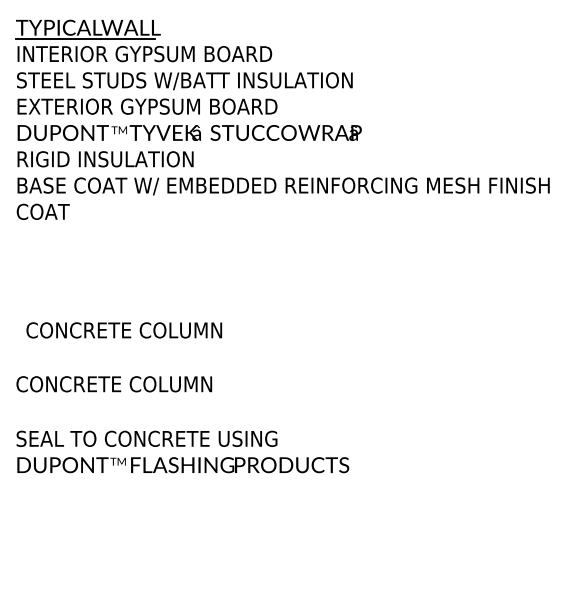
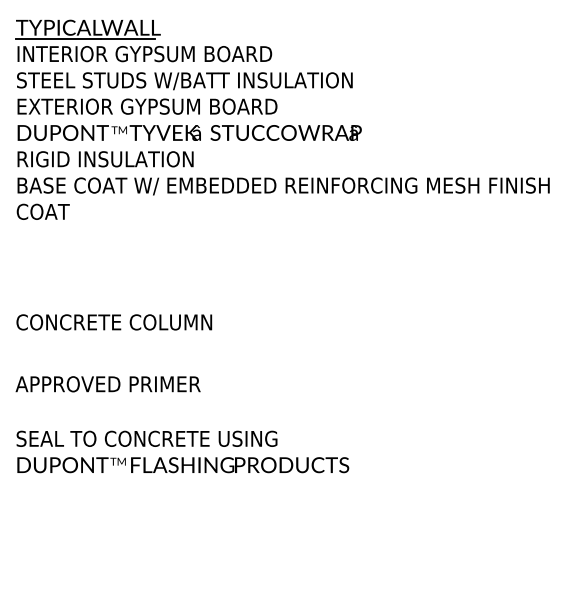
text position: (124, 330) -> (114, 322) (114, 322)
text: CONCRETE COLUMN -> APPROVED PRIMER (113, 384)
